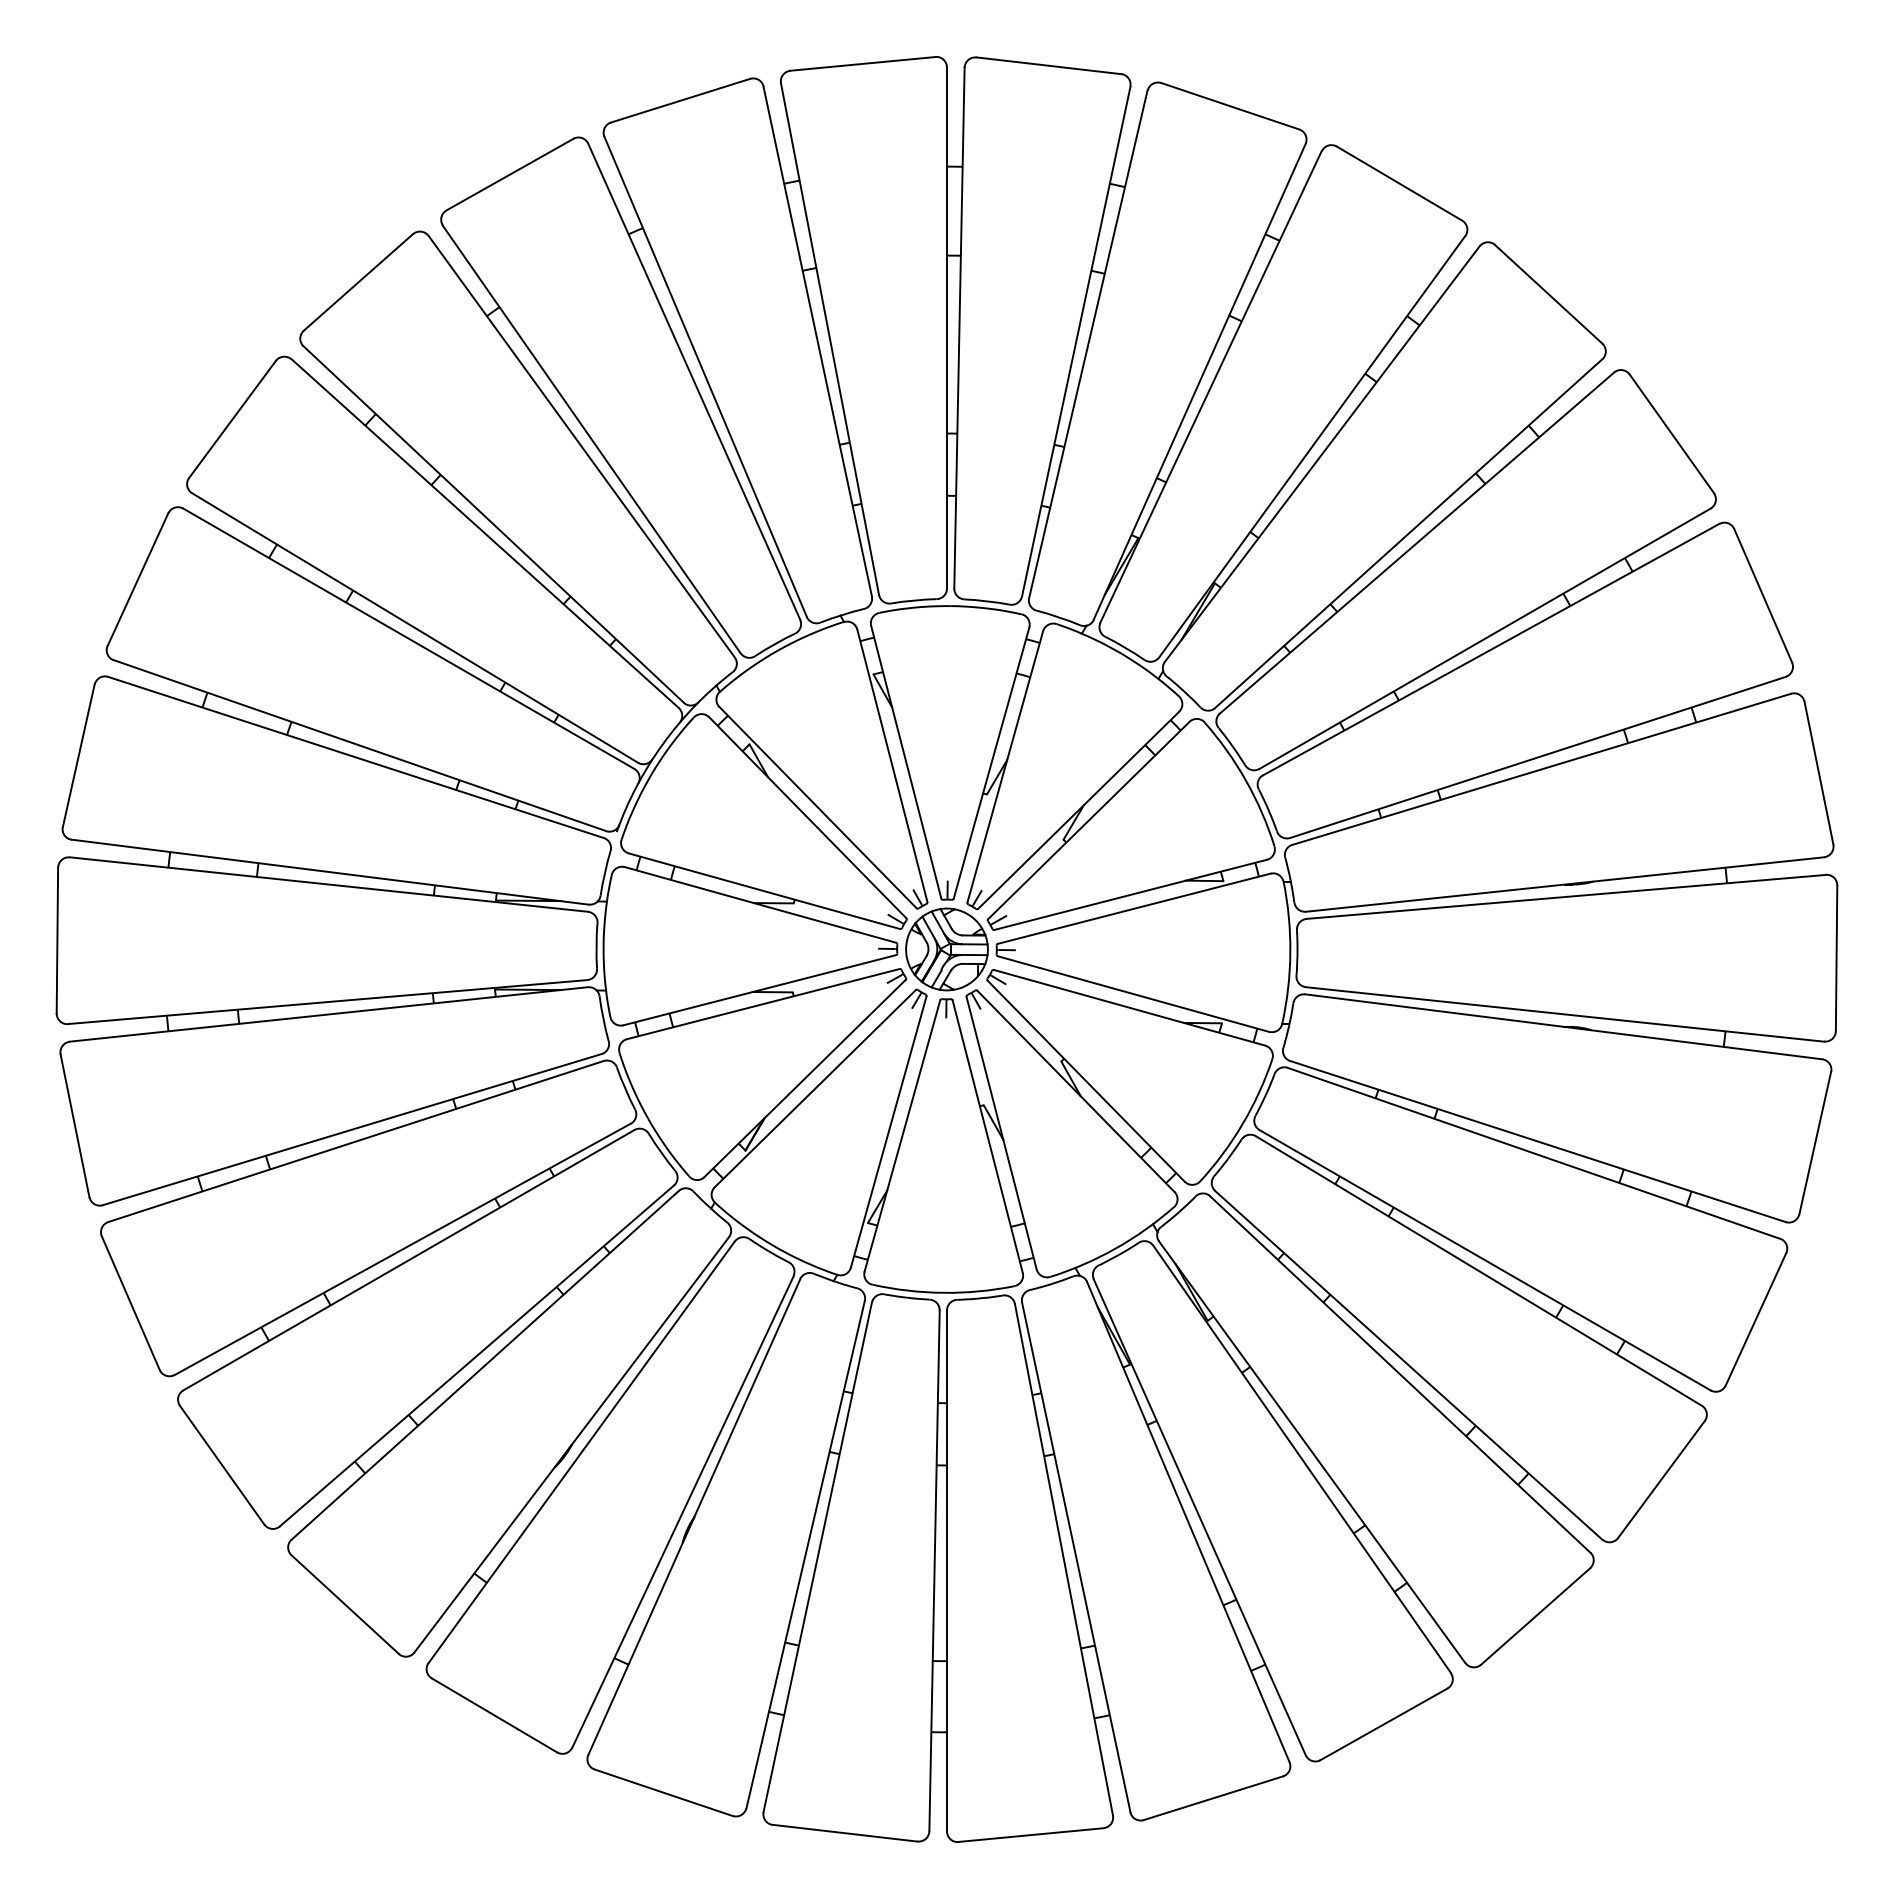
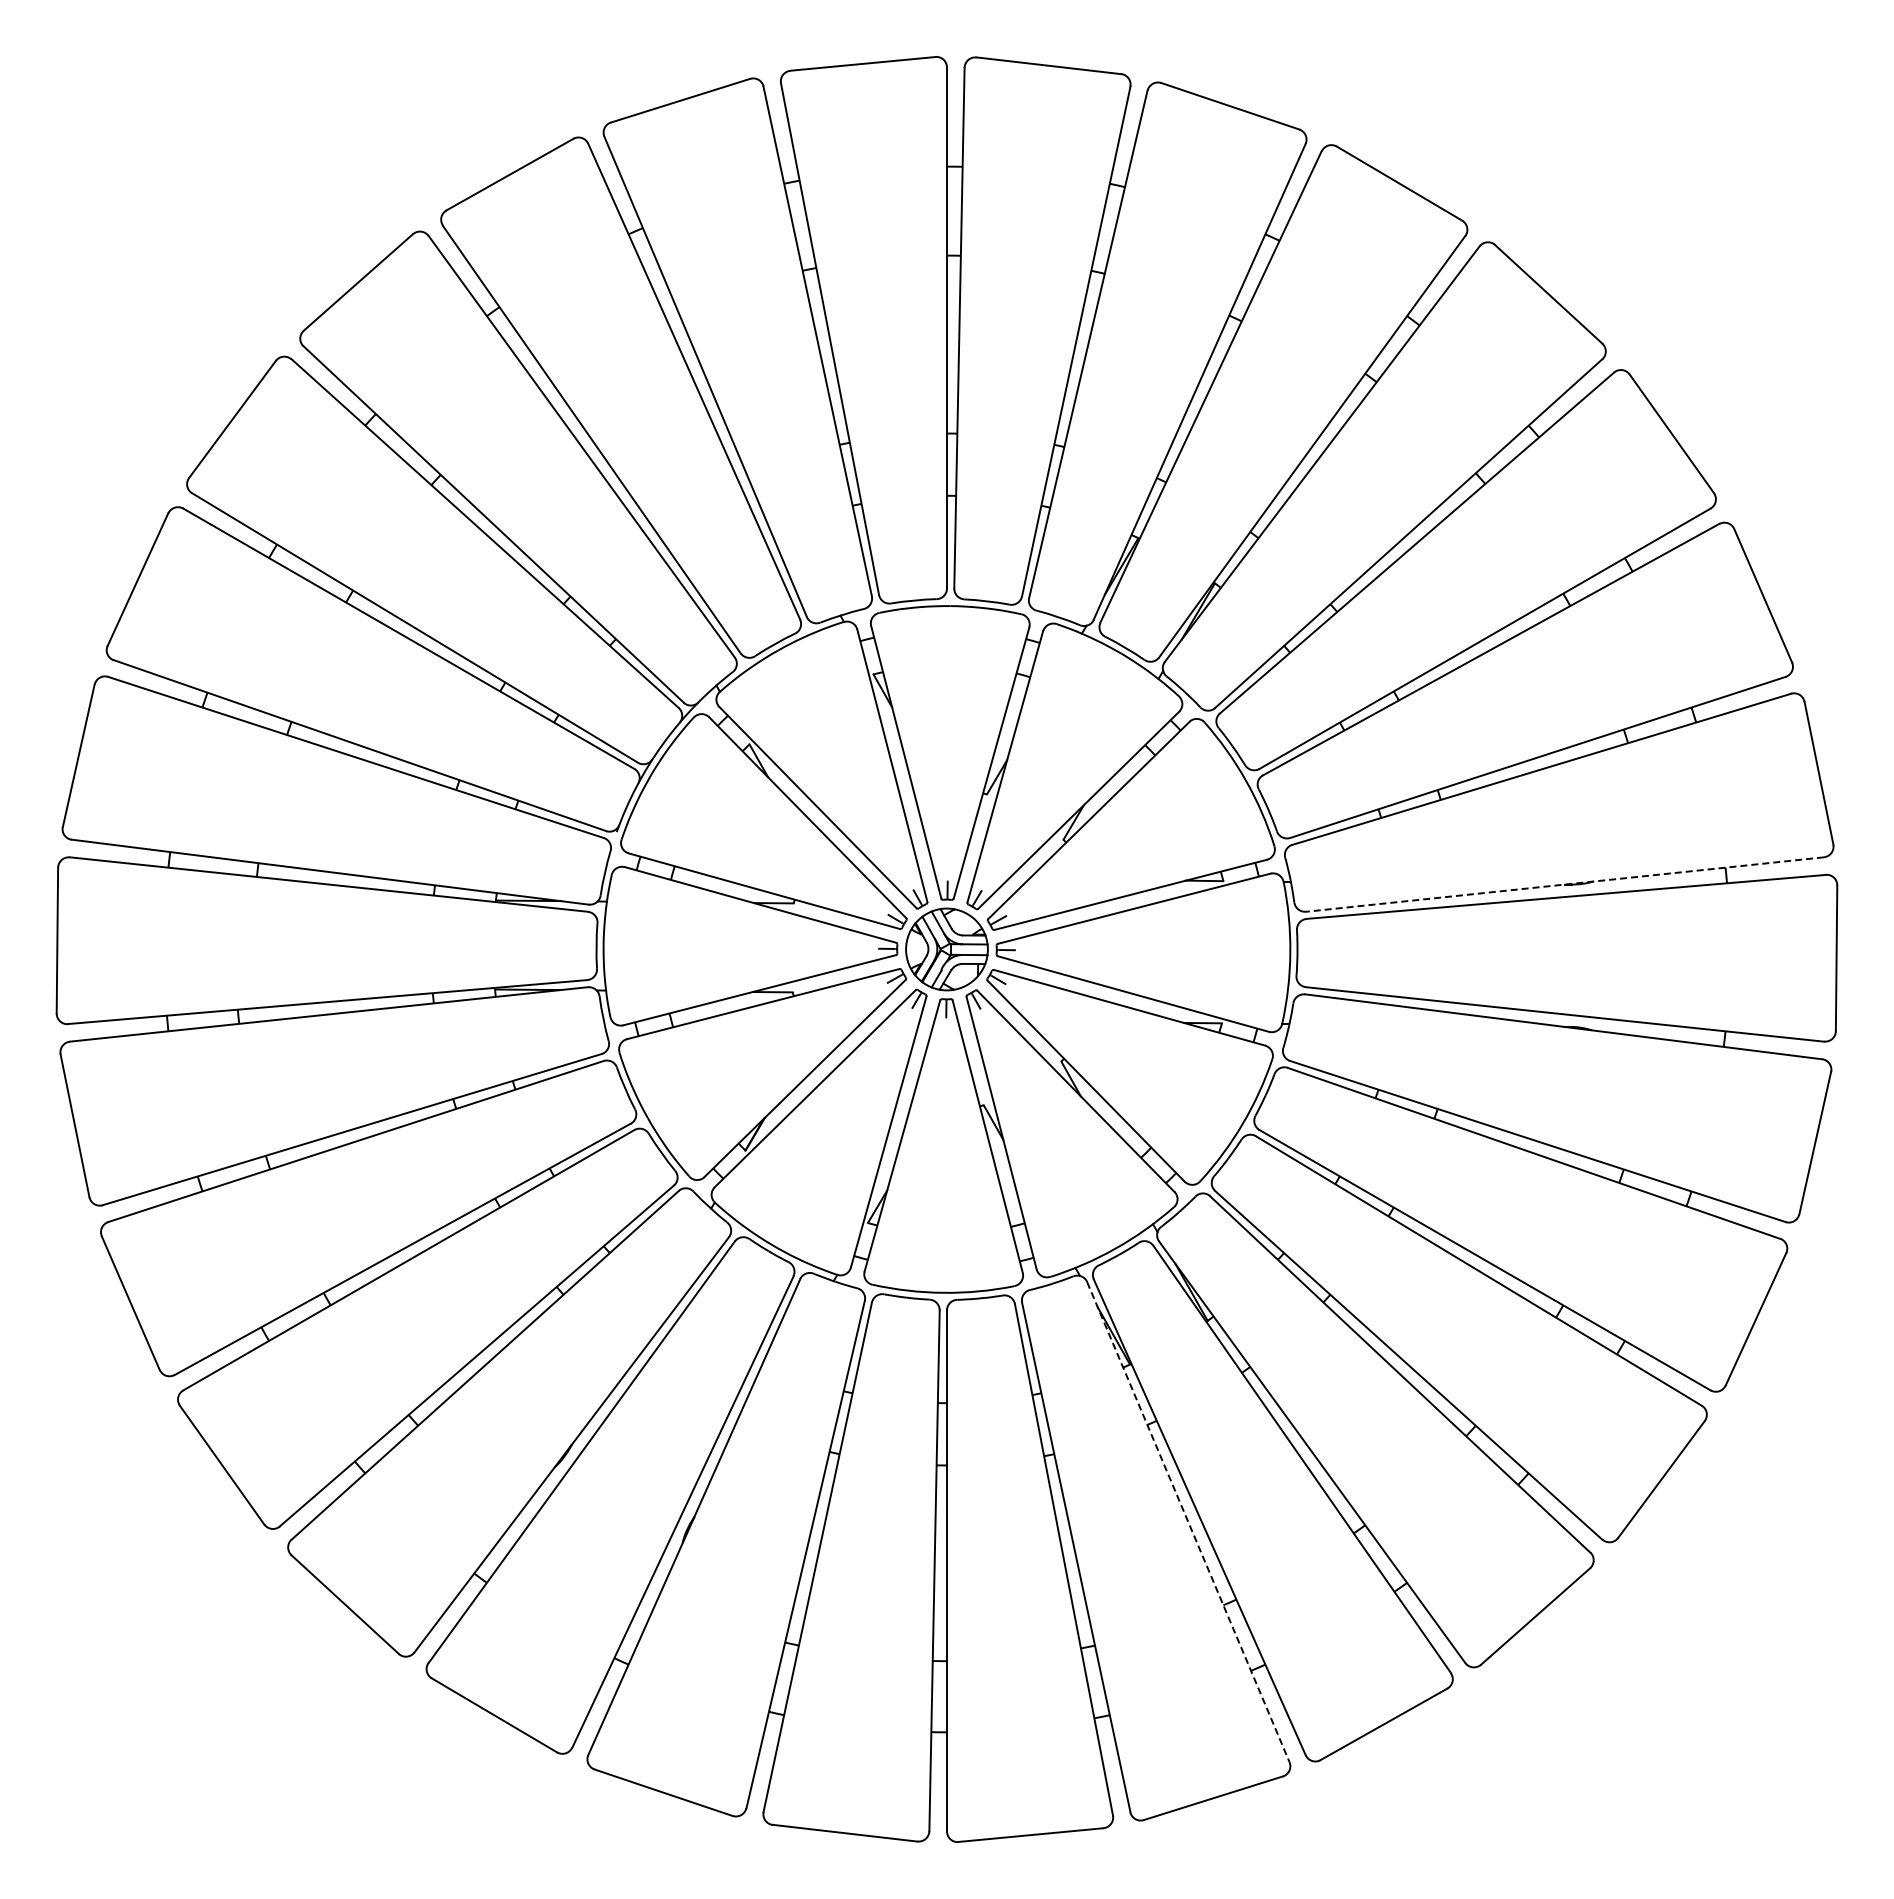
line: solid -> dashed (1564, 884)
line: solid -> dashed (1188, 1522)
